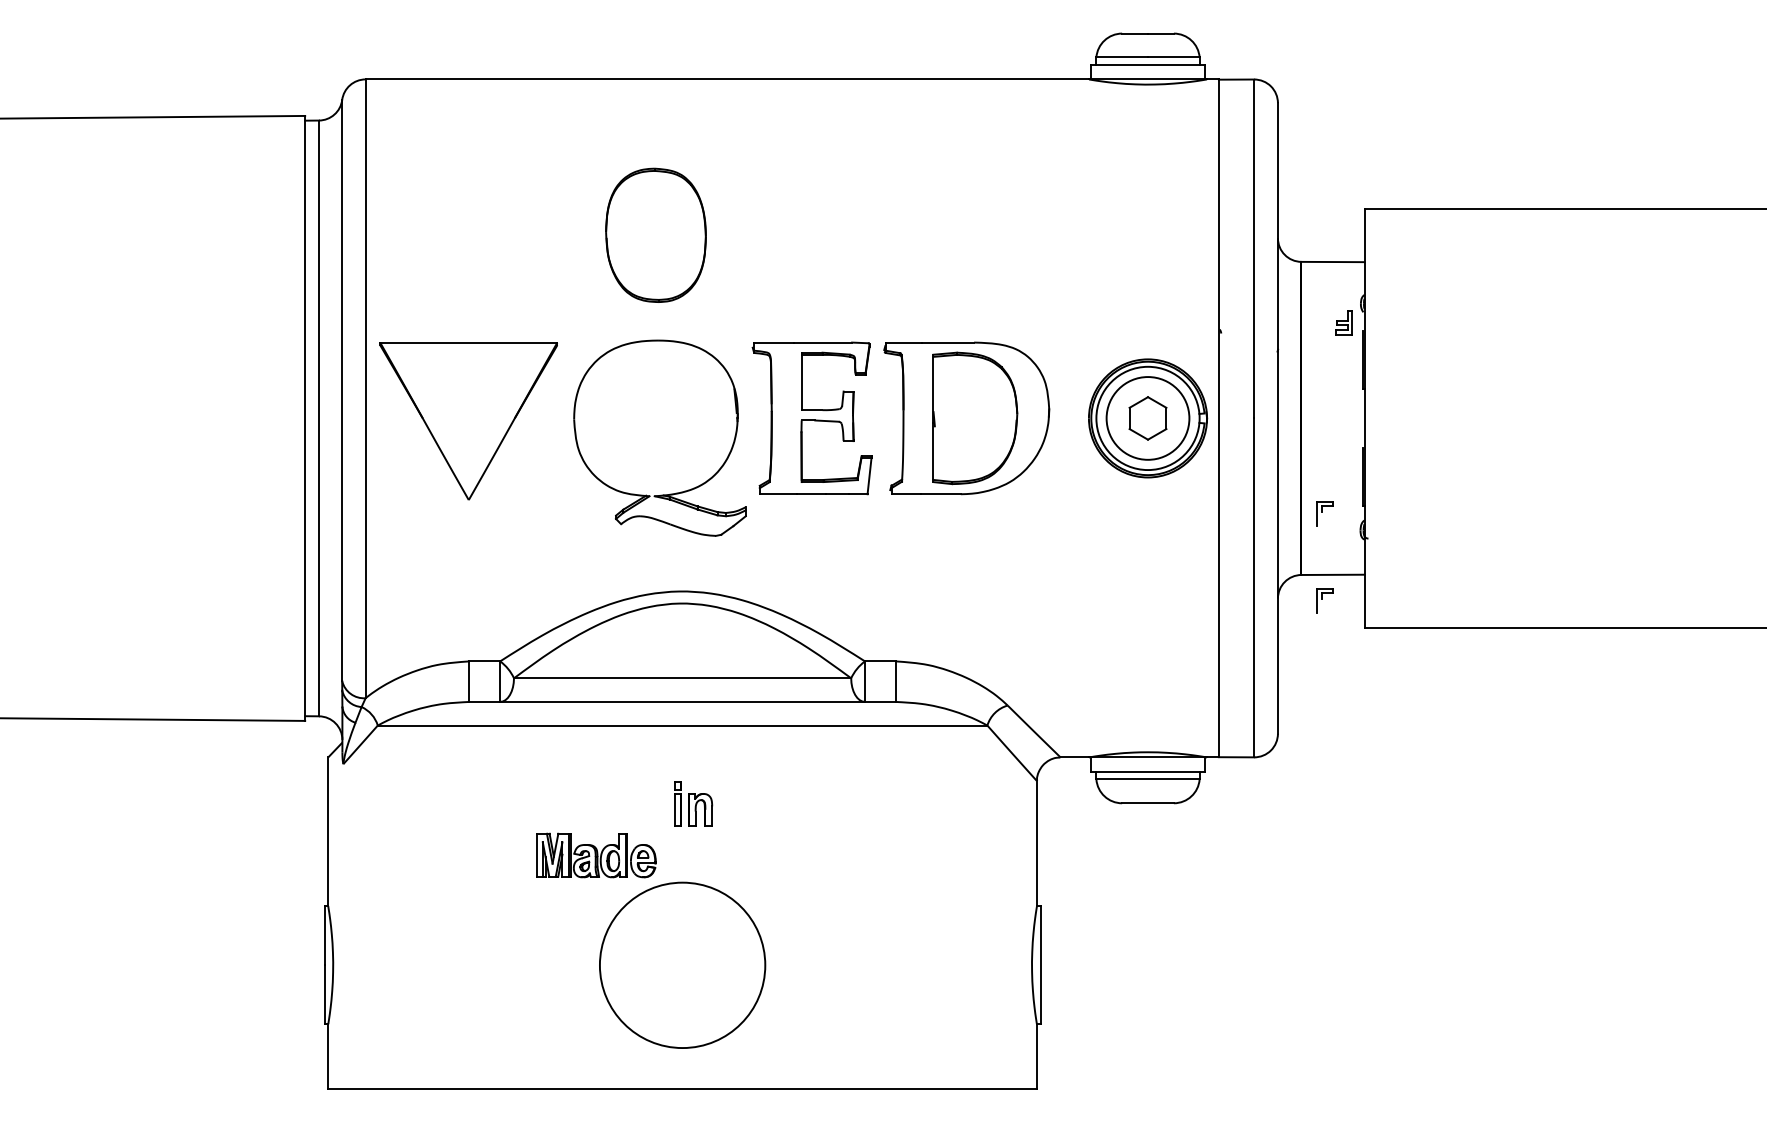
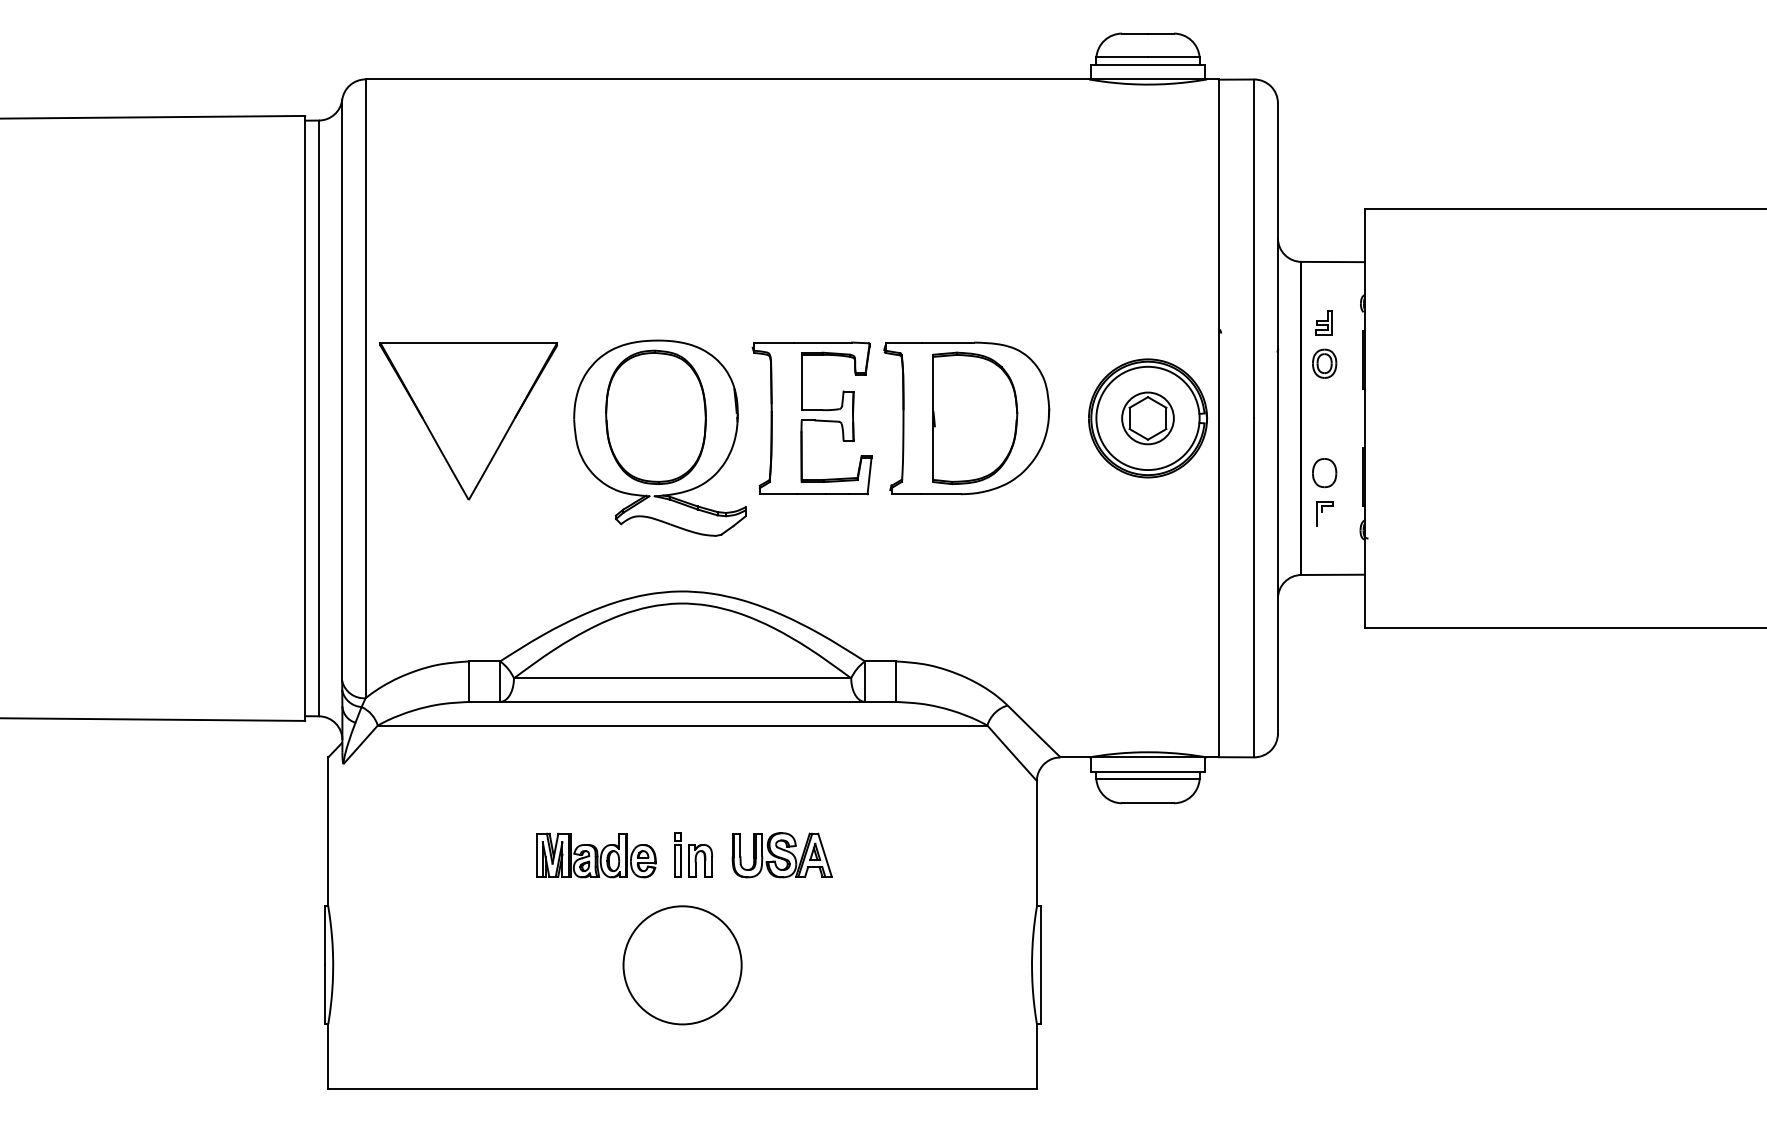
part position: (655, 234) -> (655, 416) (655, 416)
part position: (1343, 322) -> (1323, 322) (1323, 322)
part: none -> present (1324, 363)
circle diameter: 83 px -> 52 px (1147, 418)
part: none -> present (1324, 473)
part: present -> none (1324, 600)
part position: (693, 803) -> (693, 854) (693, 854)
part: none -> present (781, 855)
circle diameter: 165 px -> 118 px (682, 965)
